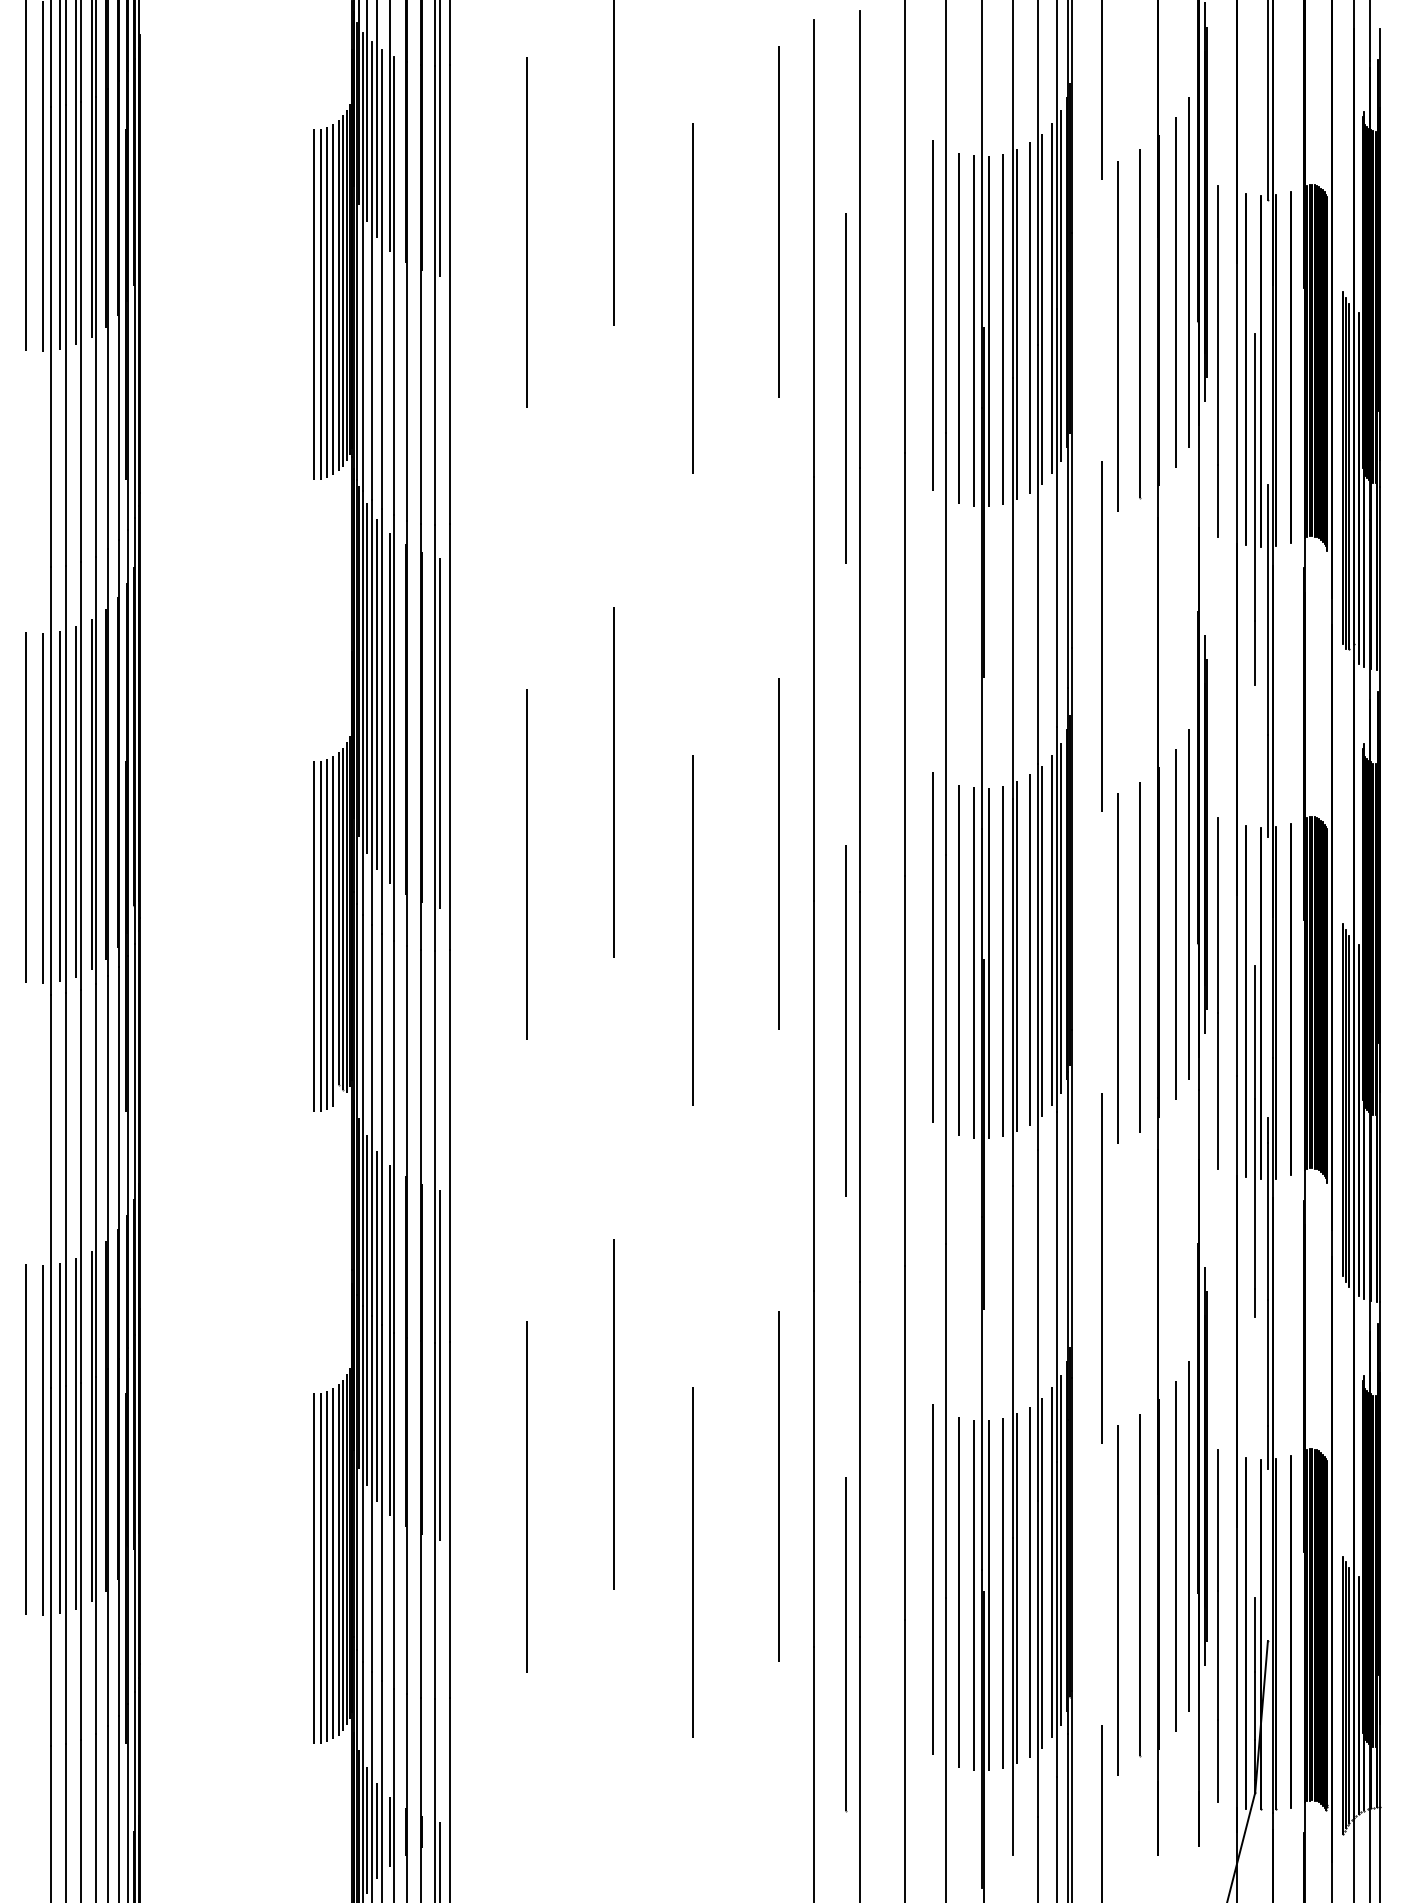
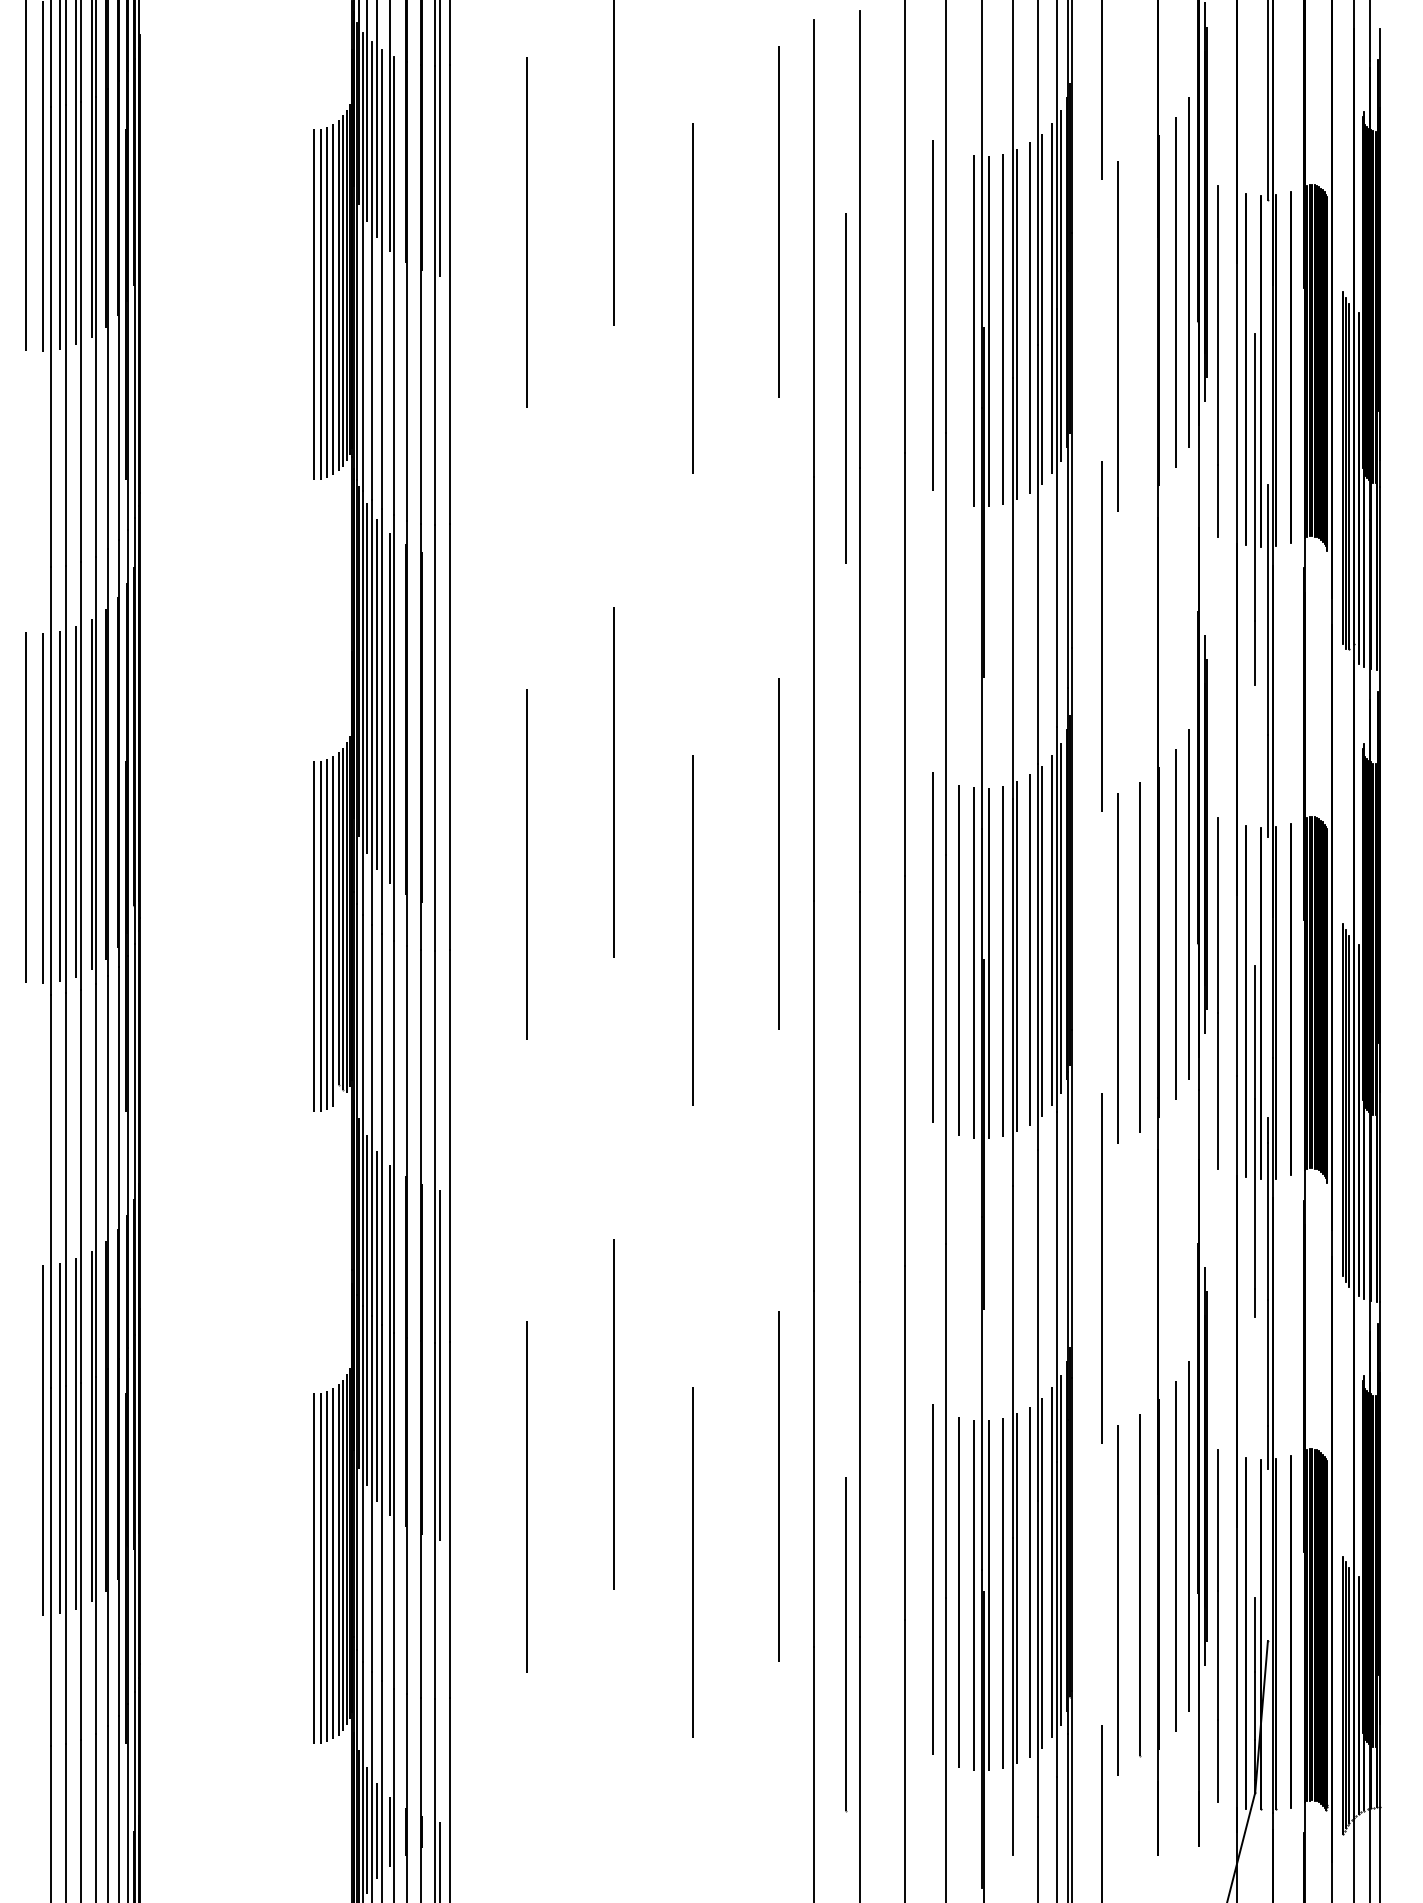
line: present -> none (1140, 324)
line: present -> none (958, 328)
line: present -> none (440, 732)
line: present -> none (845, 1020)
line: present -> none (25, 1439)
